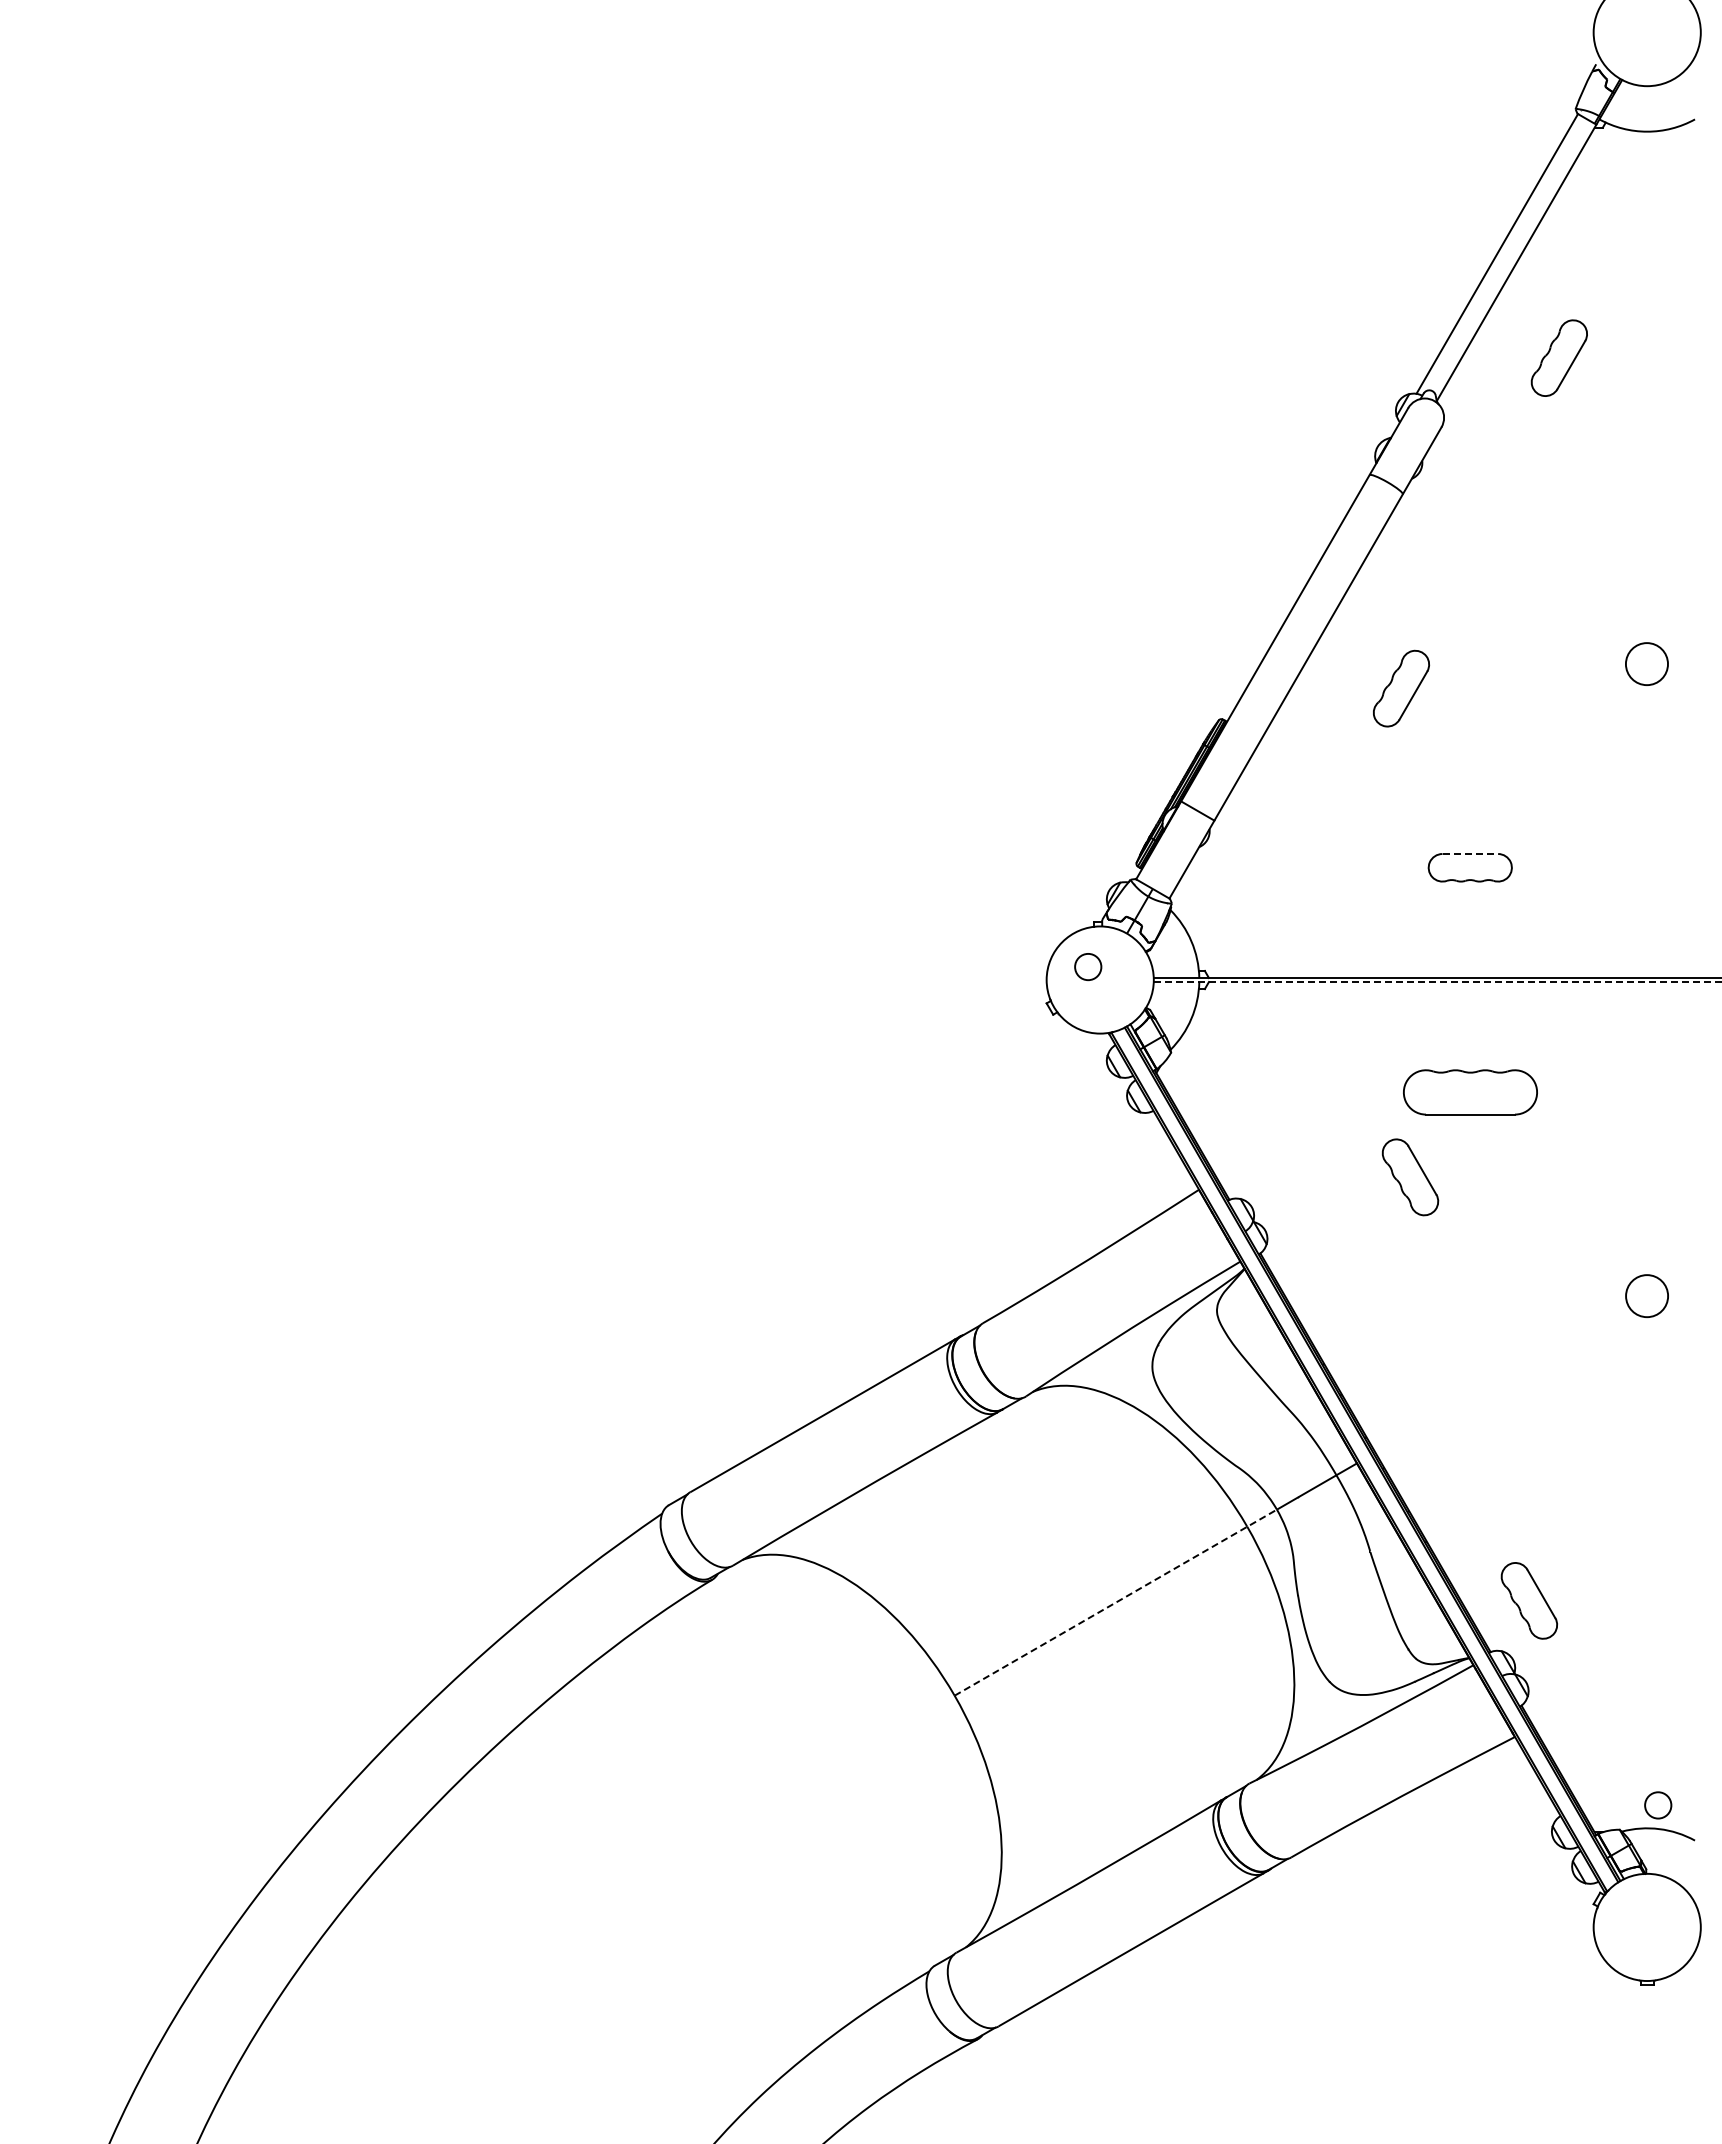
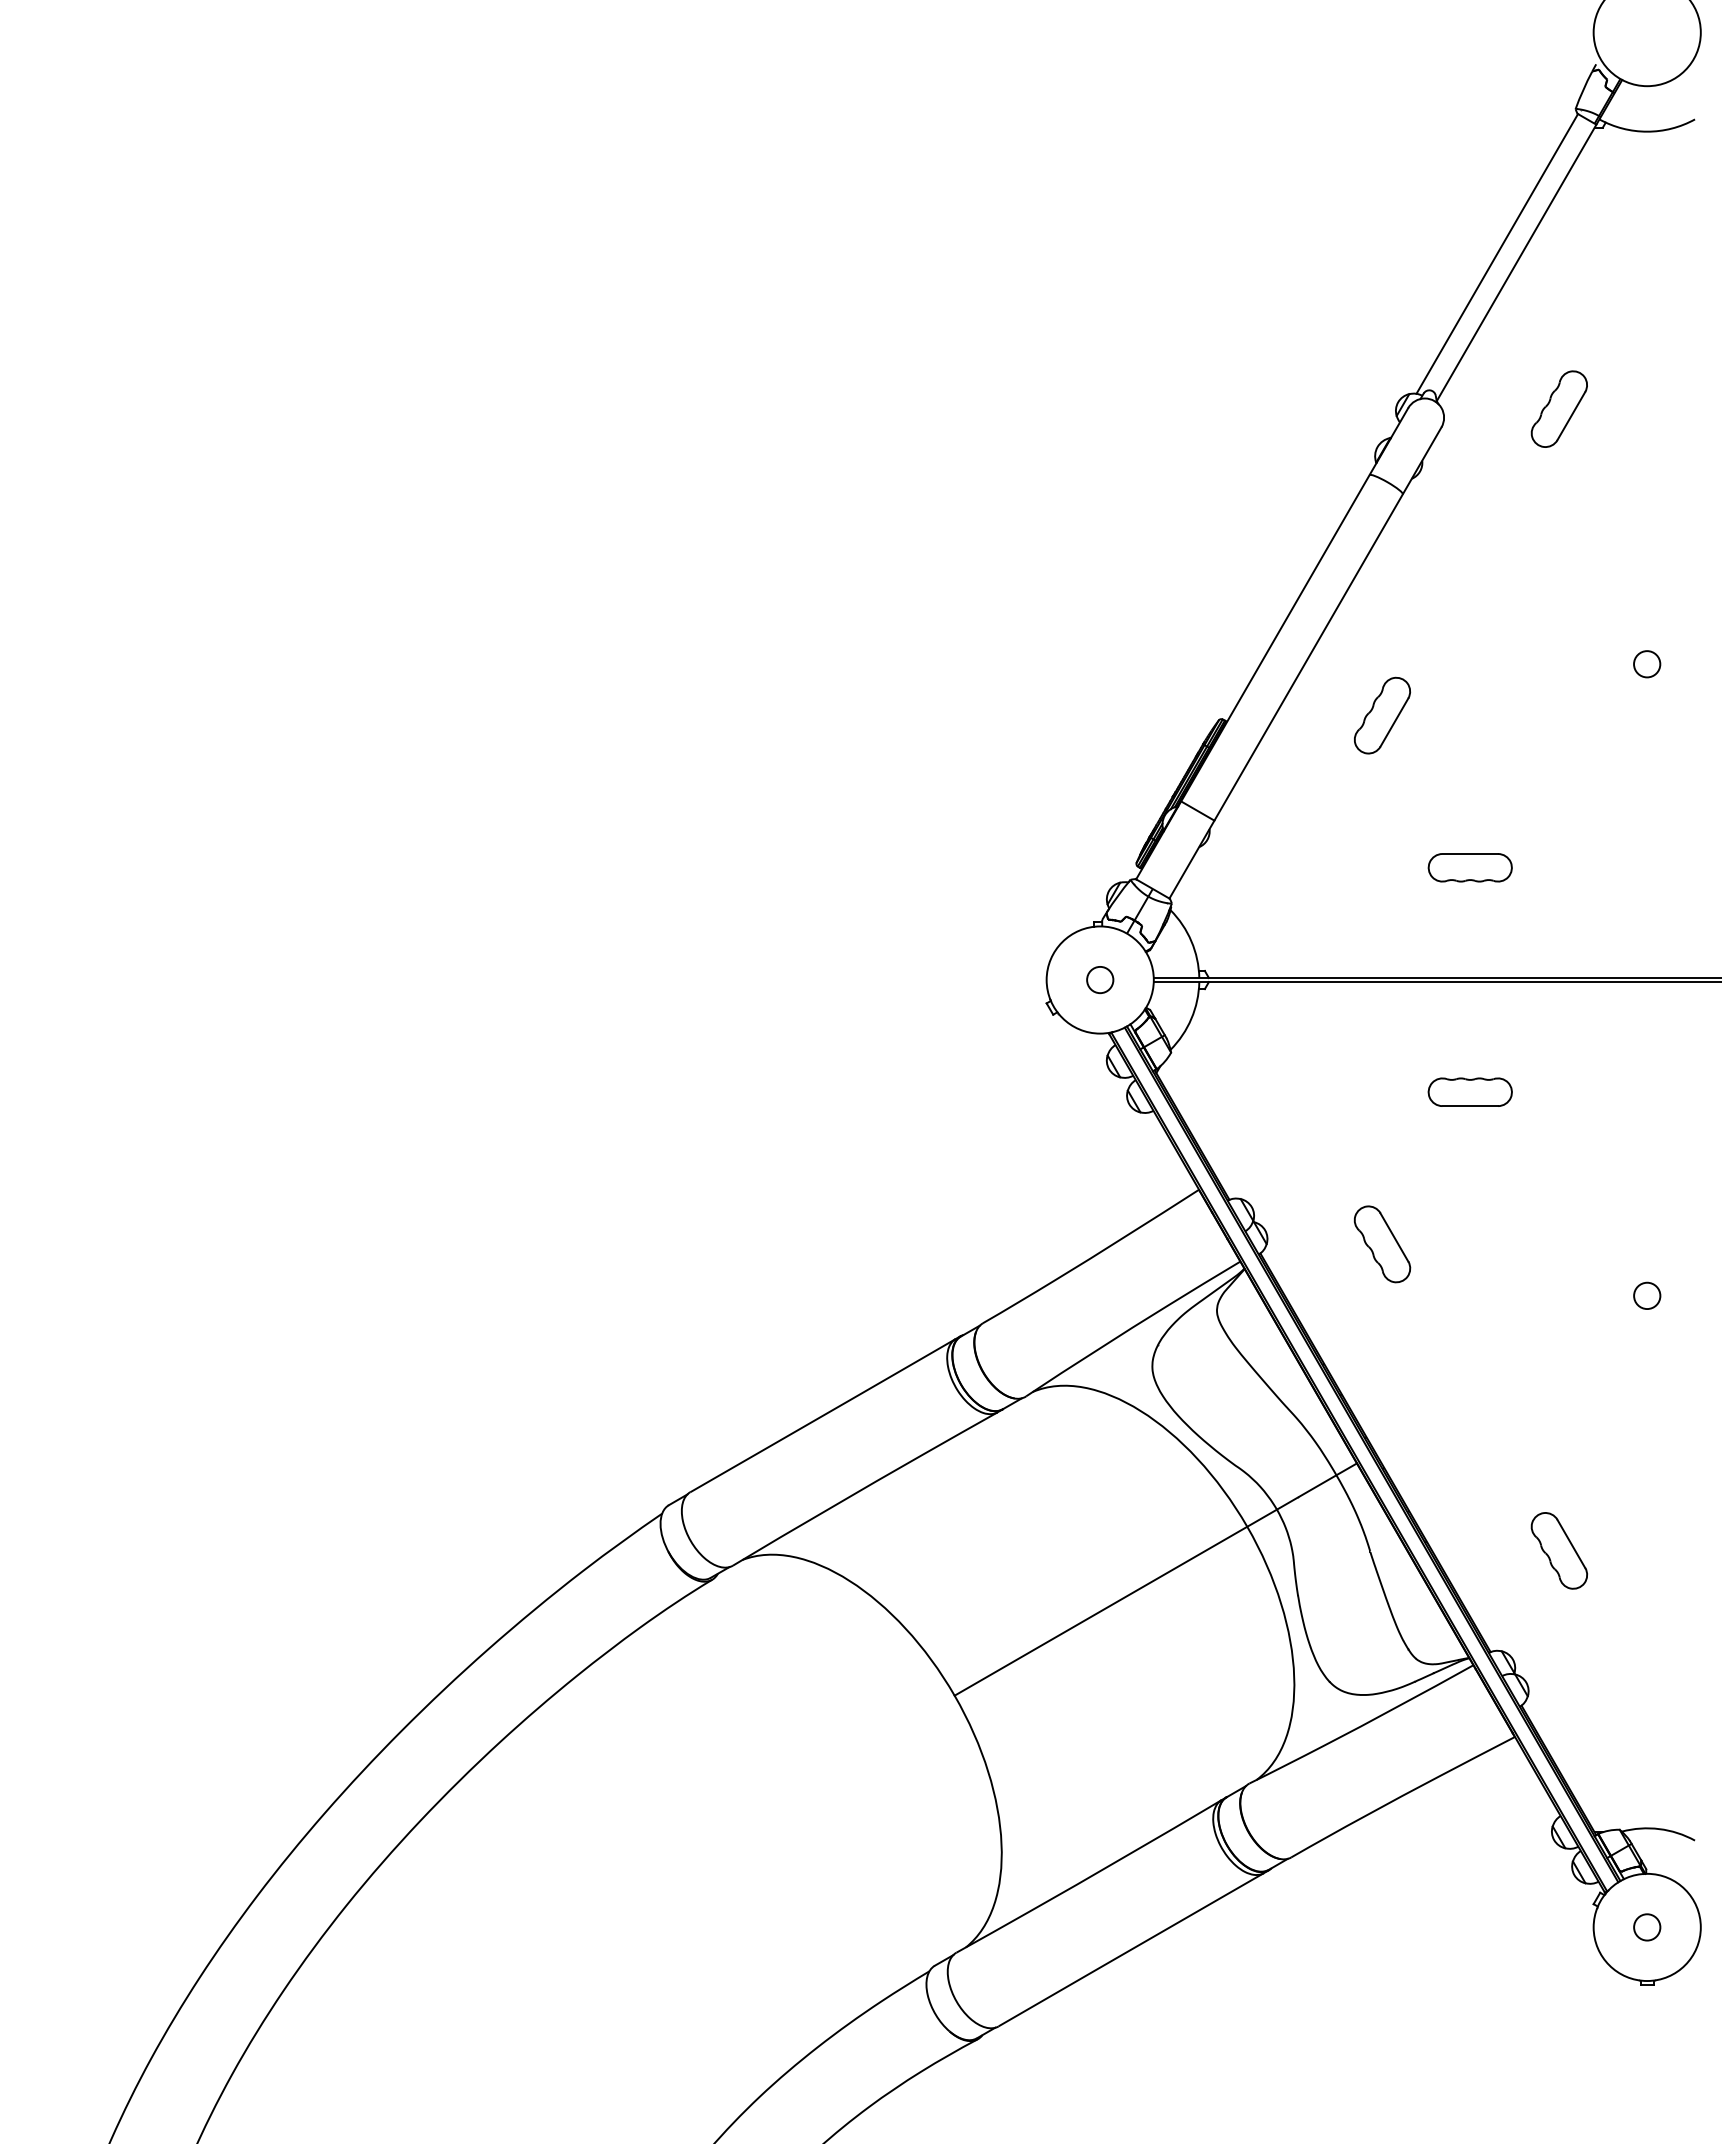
part position: (1558, 357) -> (1558, 408) (1558, 408)
circle size: 44x44 px -> 29x29 px (1647, 664)
part position: (1401, 688) -> (1382, 715) (1382, 715)
line: dashed -> solid (1470, 854)
circle position: (1088, 967) -> (1100, 980) (1100, 980)
line: dashed -> solid (1437, 982)
part size: 135x47 px -> 86x30 px (1469, 1091)
part position: (1410, 1177) -> (1382, 1244) (1382, 1244)
circle size: 44x45 px -> 29x29 px (1647, 1295)
part position: (1528, 1600) -> (1558, 1550) (1558, 1550)
line: dashed -> solid (1116, 1602)
circle position: (1658, 1805) -> (1647, 1927) (1647, 1927)
